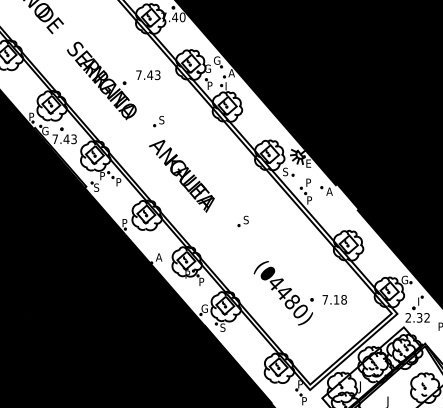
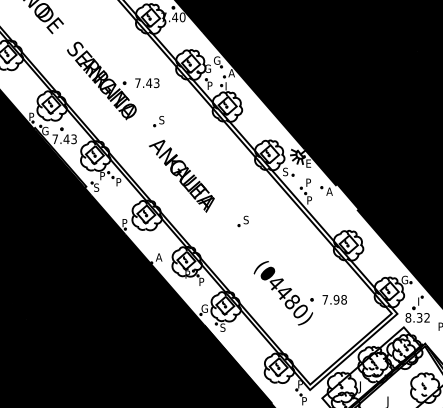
text position: (148, 75) -> (147, 83) (147, 83)
text: 7.18 -> 7.98 (336, 299)
text: 2.32 -> 8.32 (408, 317)
